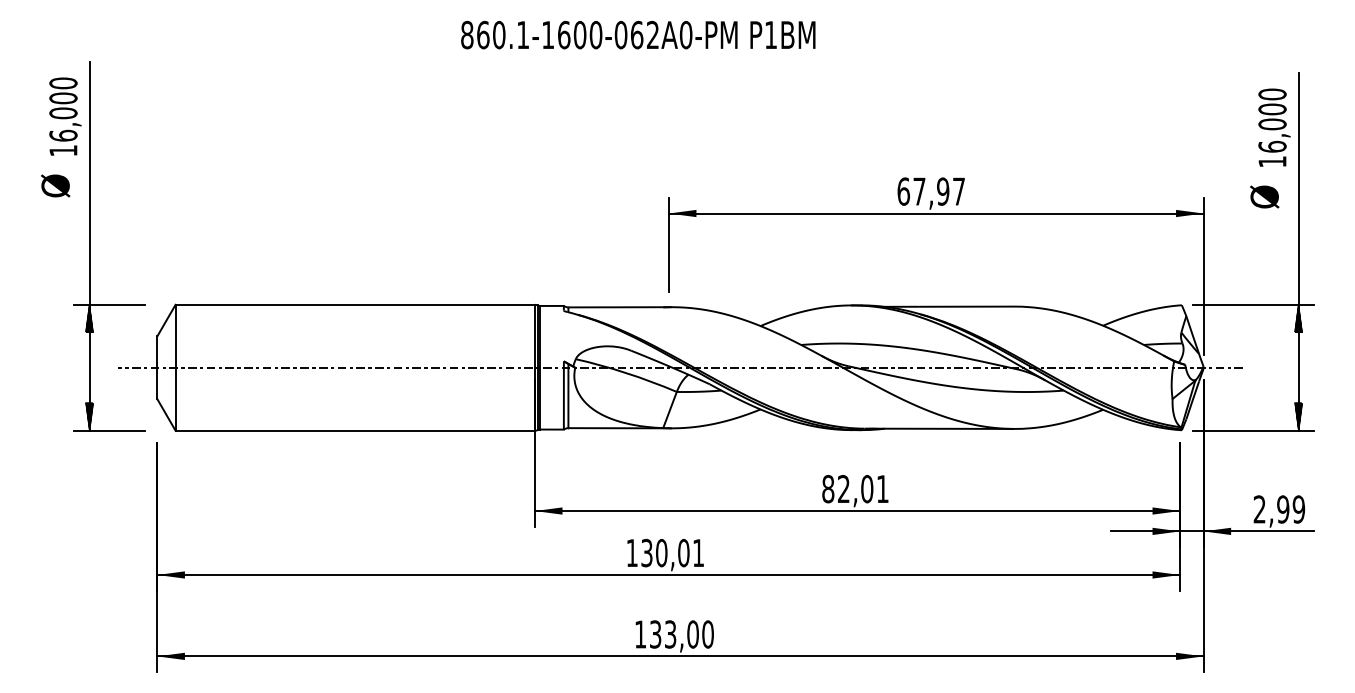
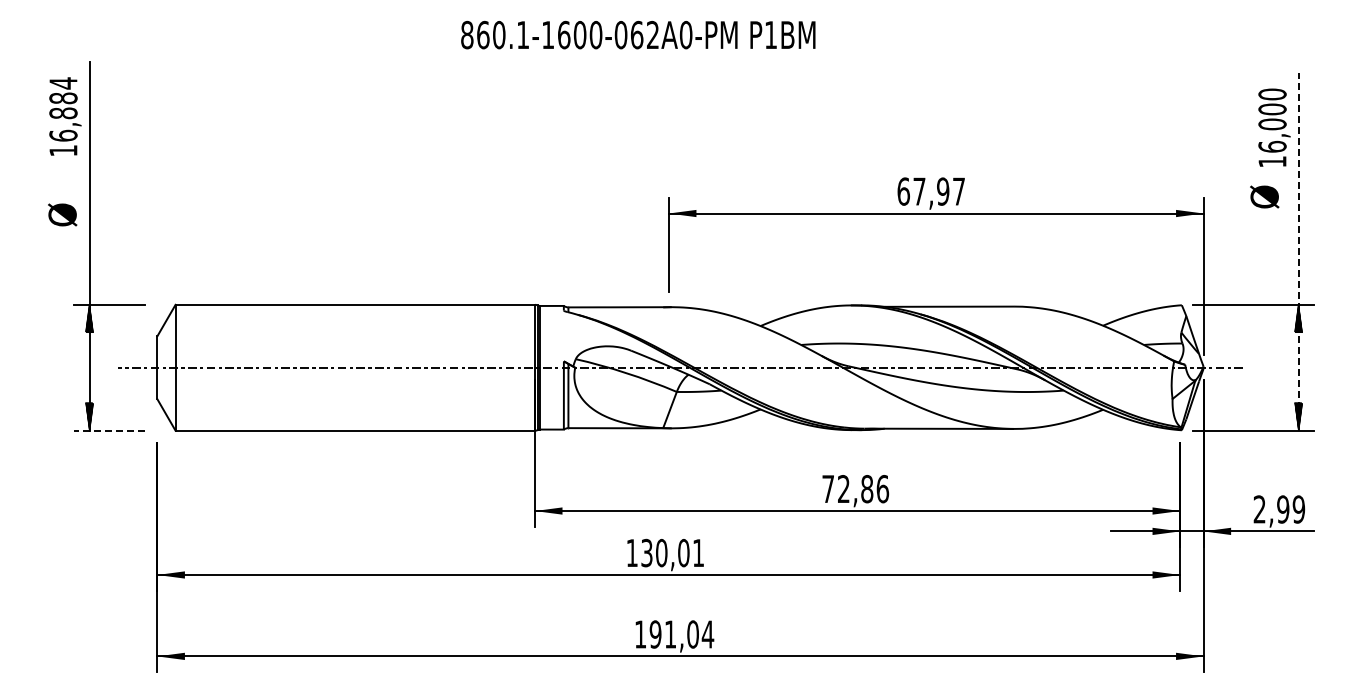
text: 16,000 -> 16,884 (63, 98)
text position: (55, 185) -> (62, 214) (62, 214)
line: solid -> dashed (1298, 251)
line: solid -> dashed (109, 430)
text: 82,01 -> 72,86 (855, 489)
text: 133,00 -> 191,04 (681, 634)
